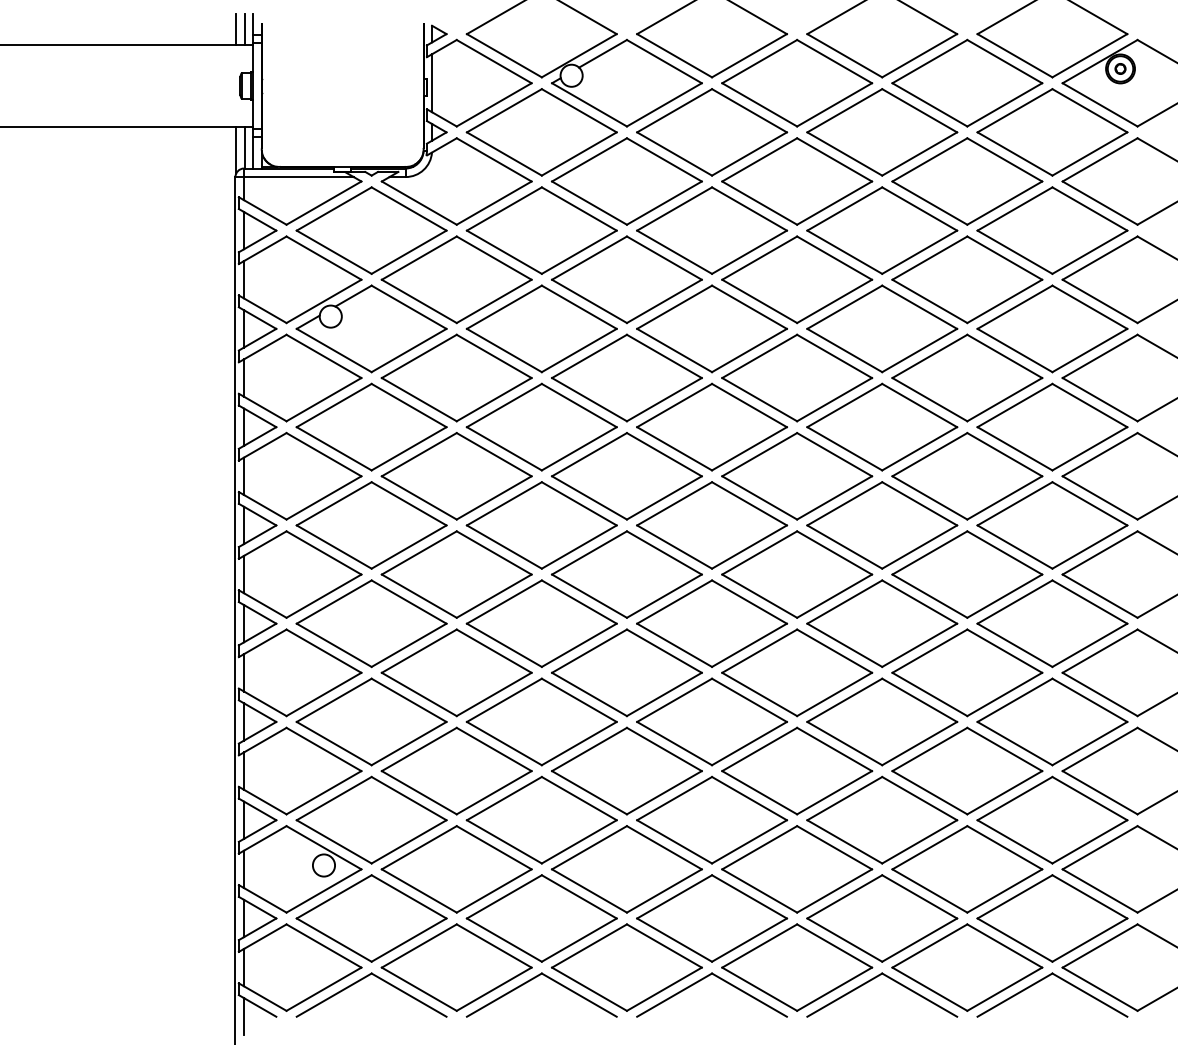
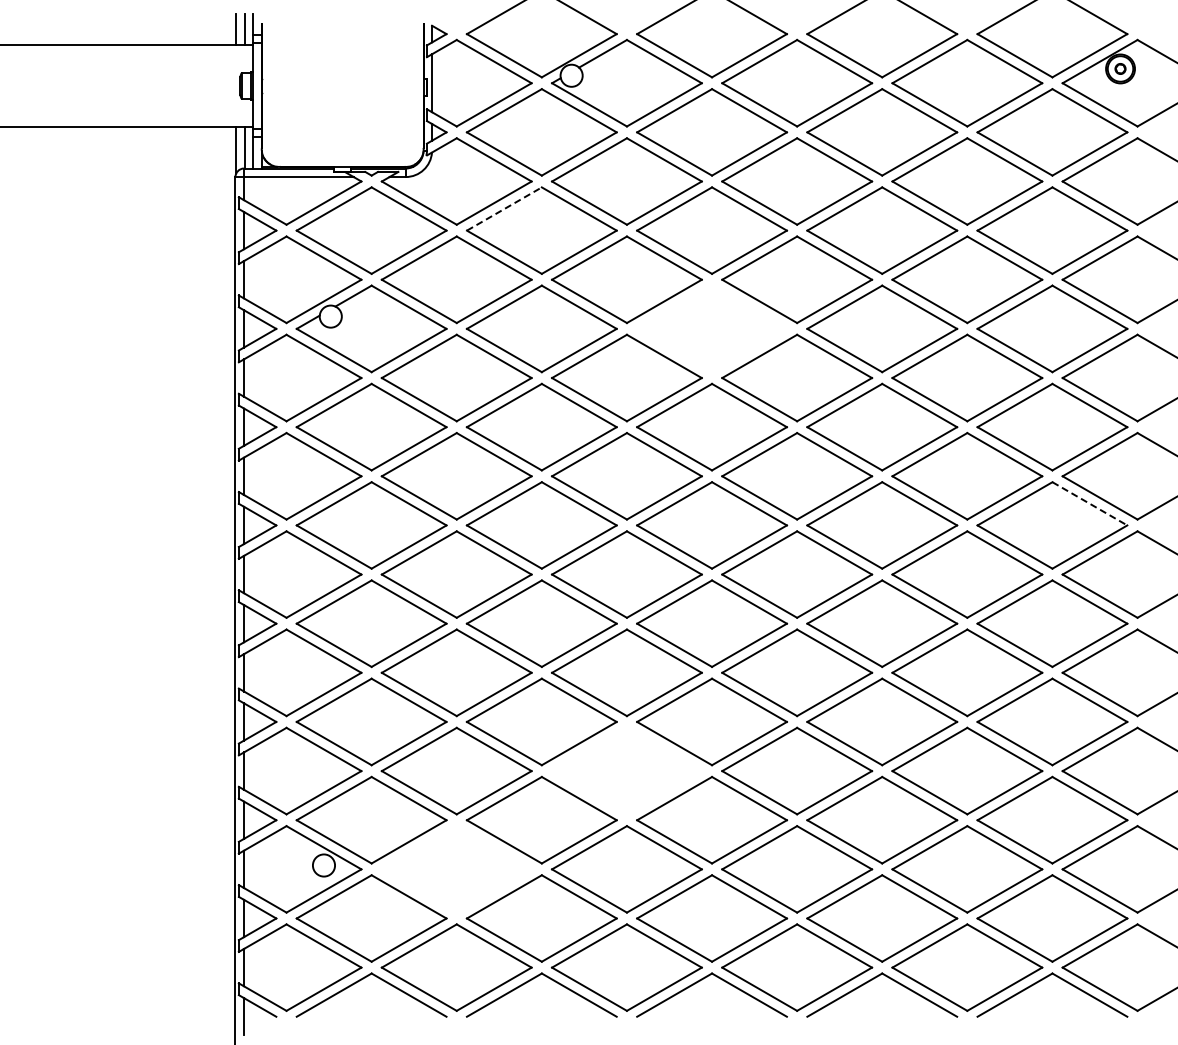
line: solid -> dashed (504, 208)
part: present -> none (711, 328)
line: solid -> dashed (1090, 504)
part: present -> none (626, 770)
part: present -> none (456, 869)
